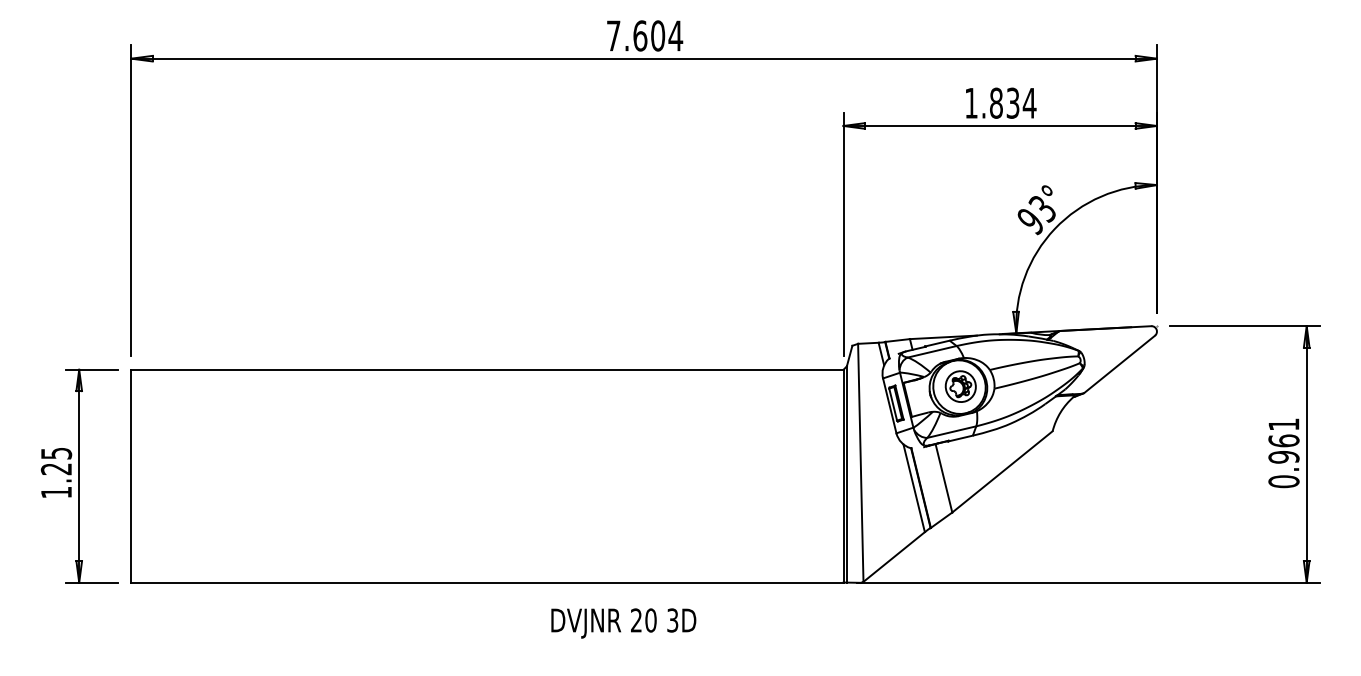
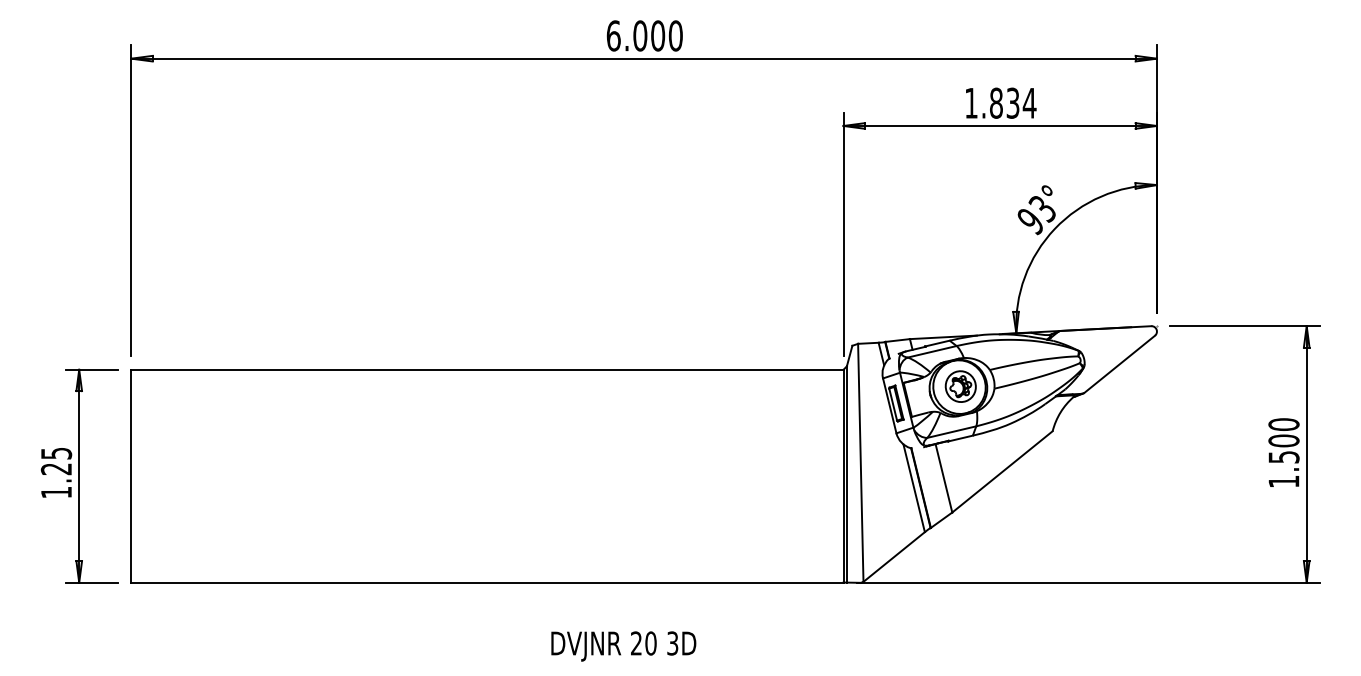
text: 7.604 -> 6.000 (644, 35)
text: 0.961 -> 1.500 (1283, 453)
text position: (623, 623) -> (623, 646) (623, 646)
